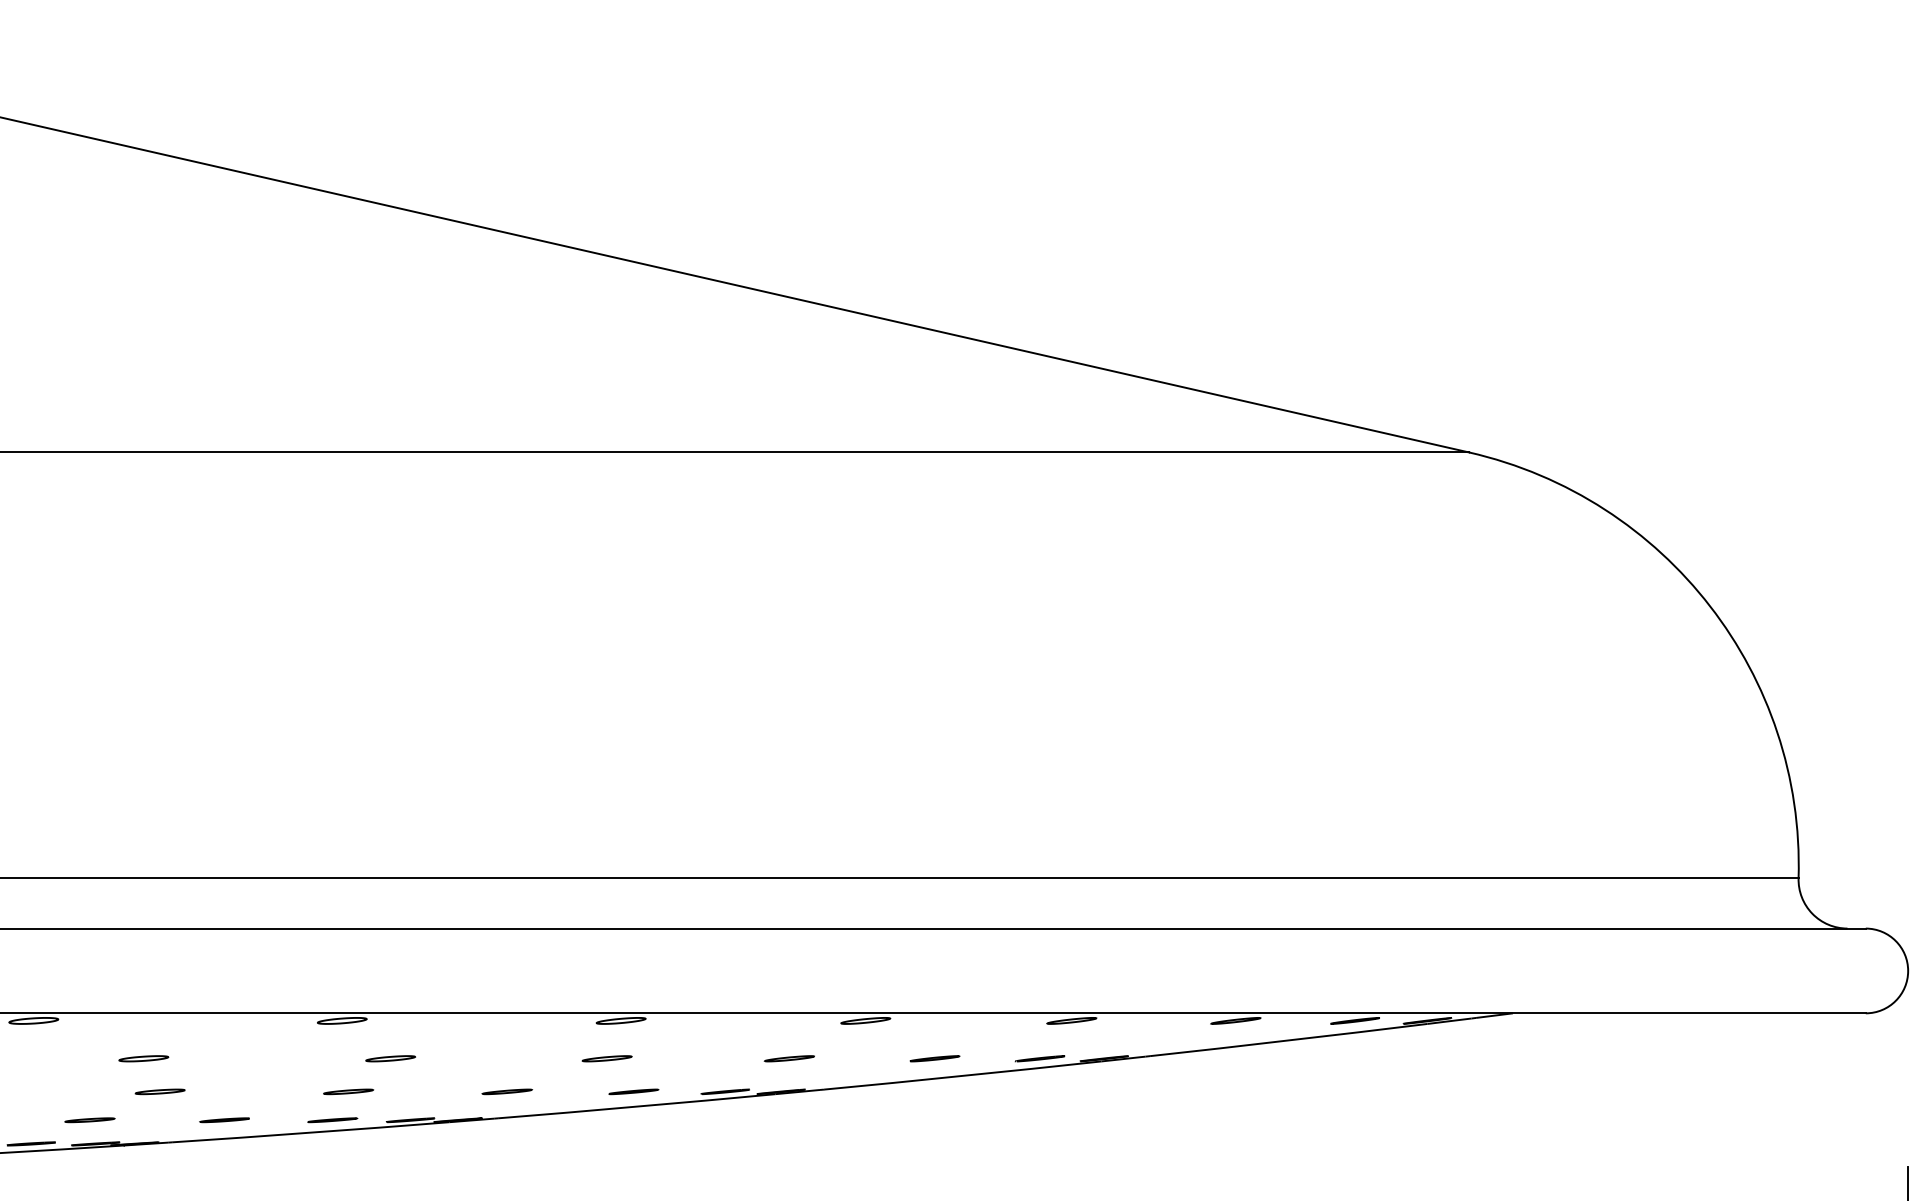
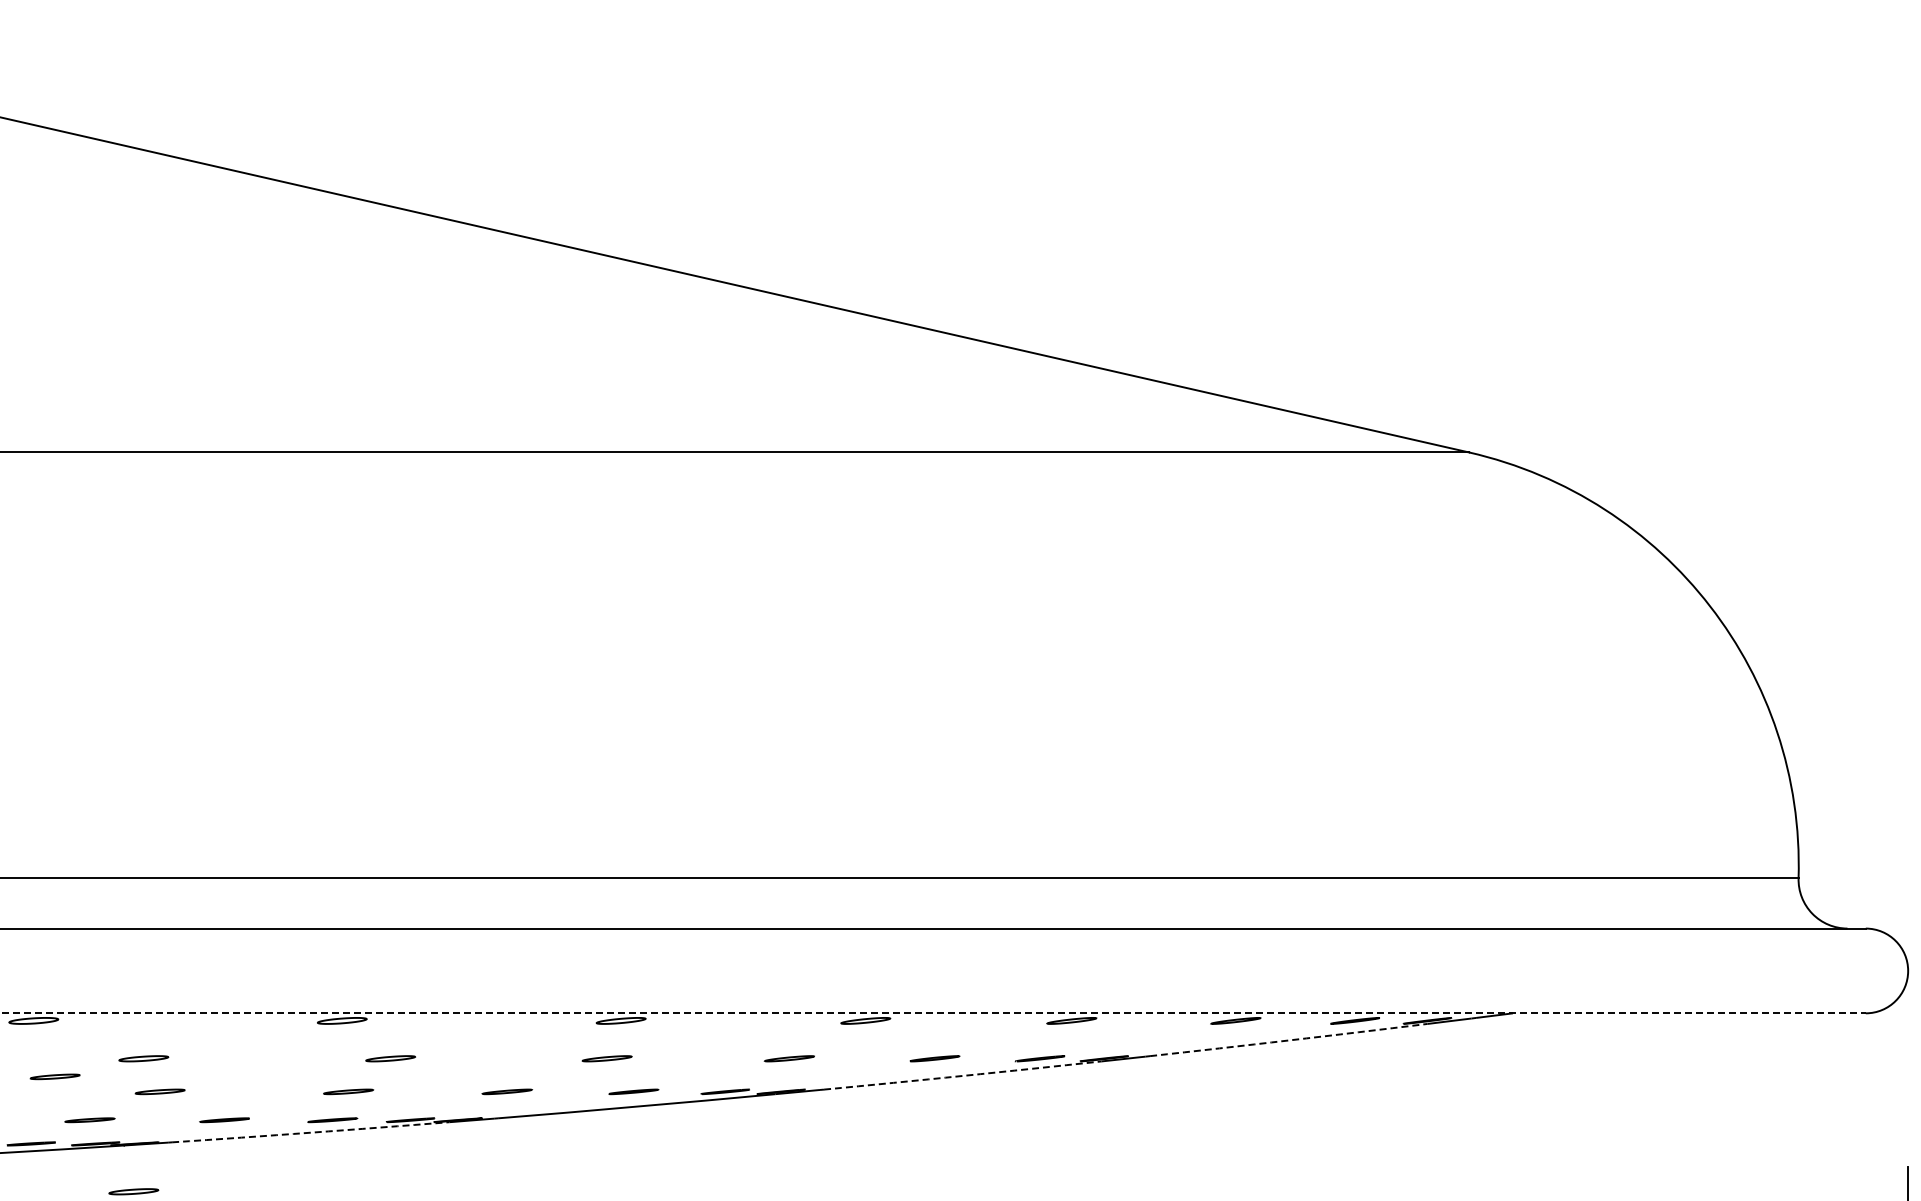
line: solid -> dashed (933, 1013)
arc: solid -> dashed (1288, 1040)
arc: solid -> dashed (962, 1075)
part: none -> present (54, 1076)
arc: solid -> dashed (310, 1132)
part: none -> present (133, 1191)
